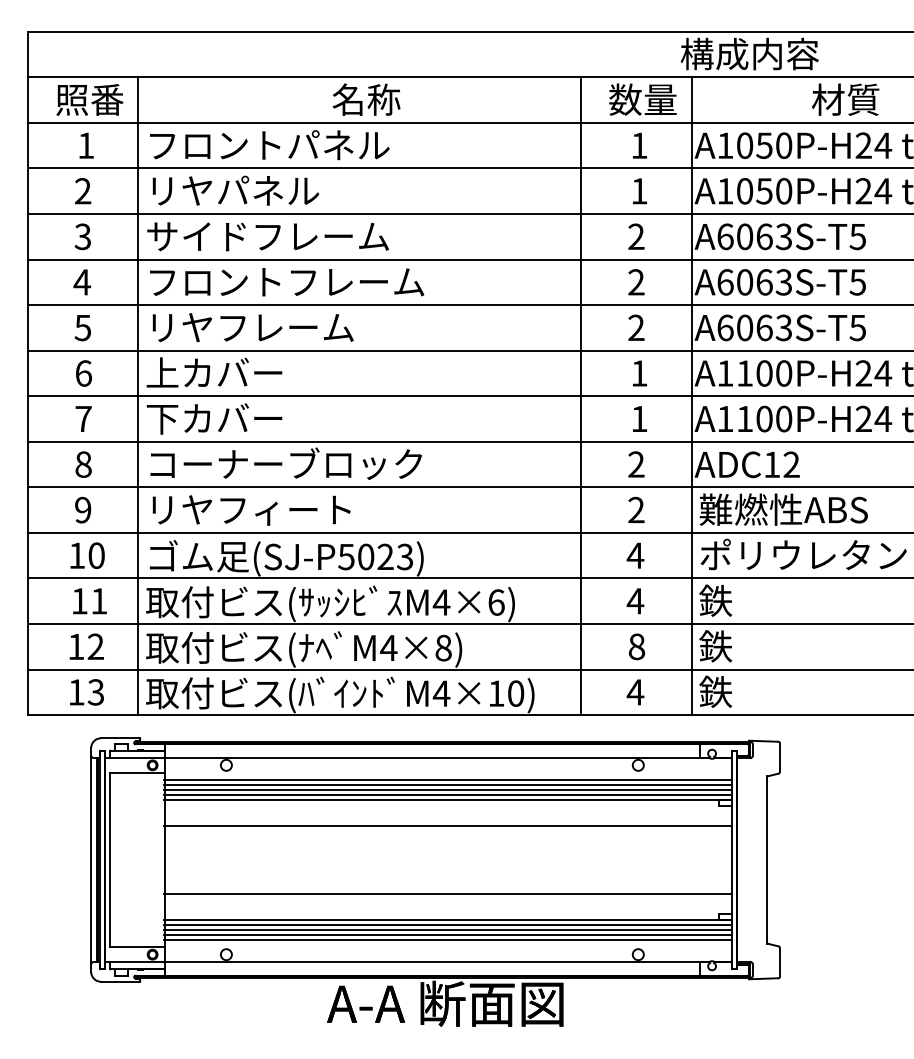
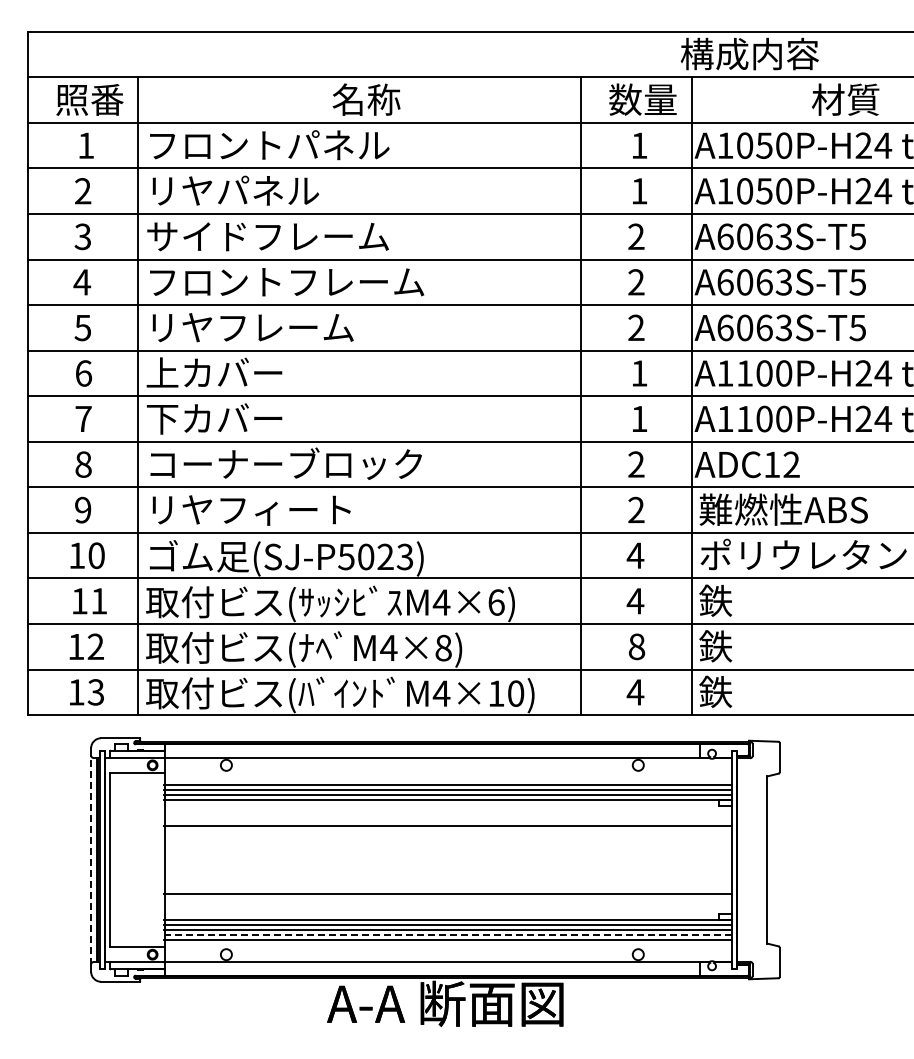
line: present -> none (447, 780)
line: solid -> dashed (91, 860)
line: solid -> dashed (447, 935)
